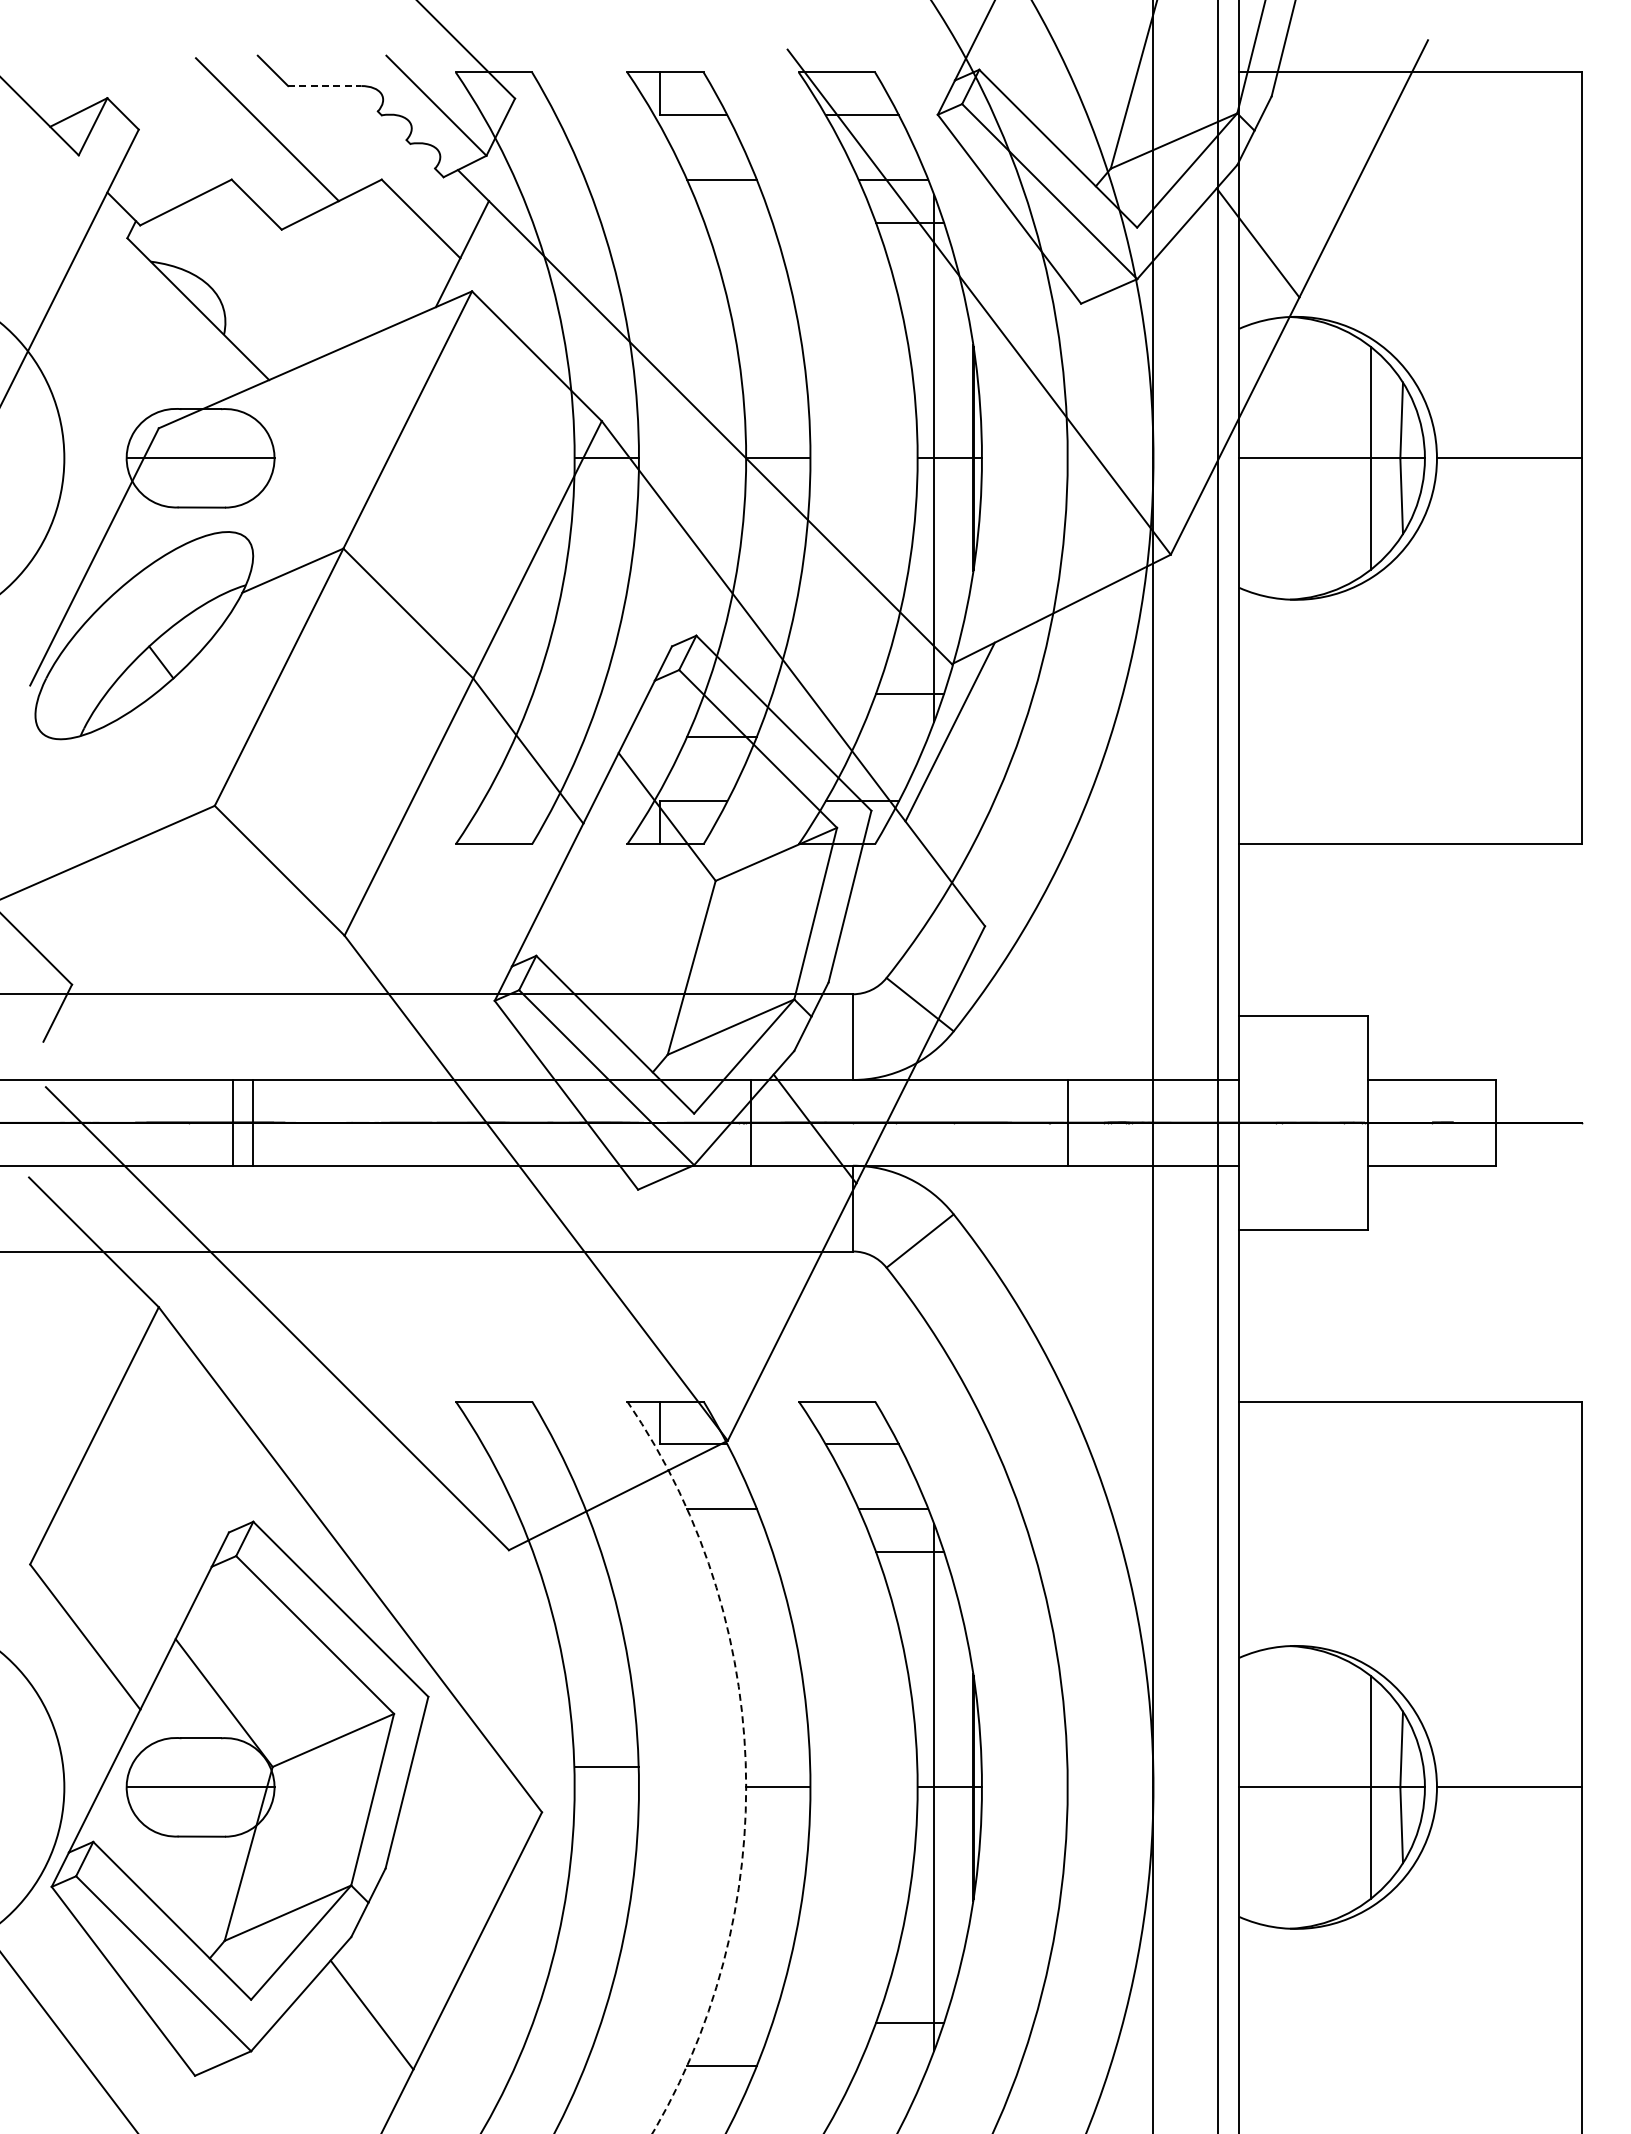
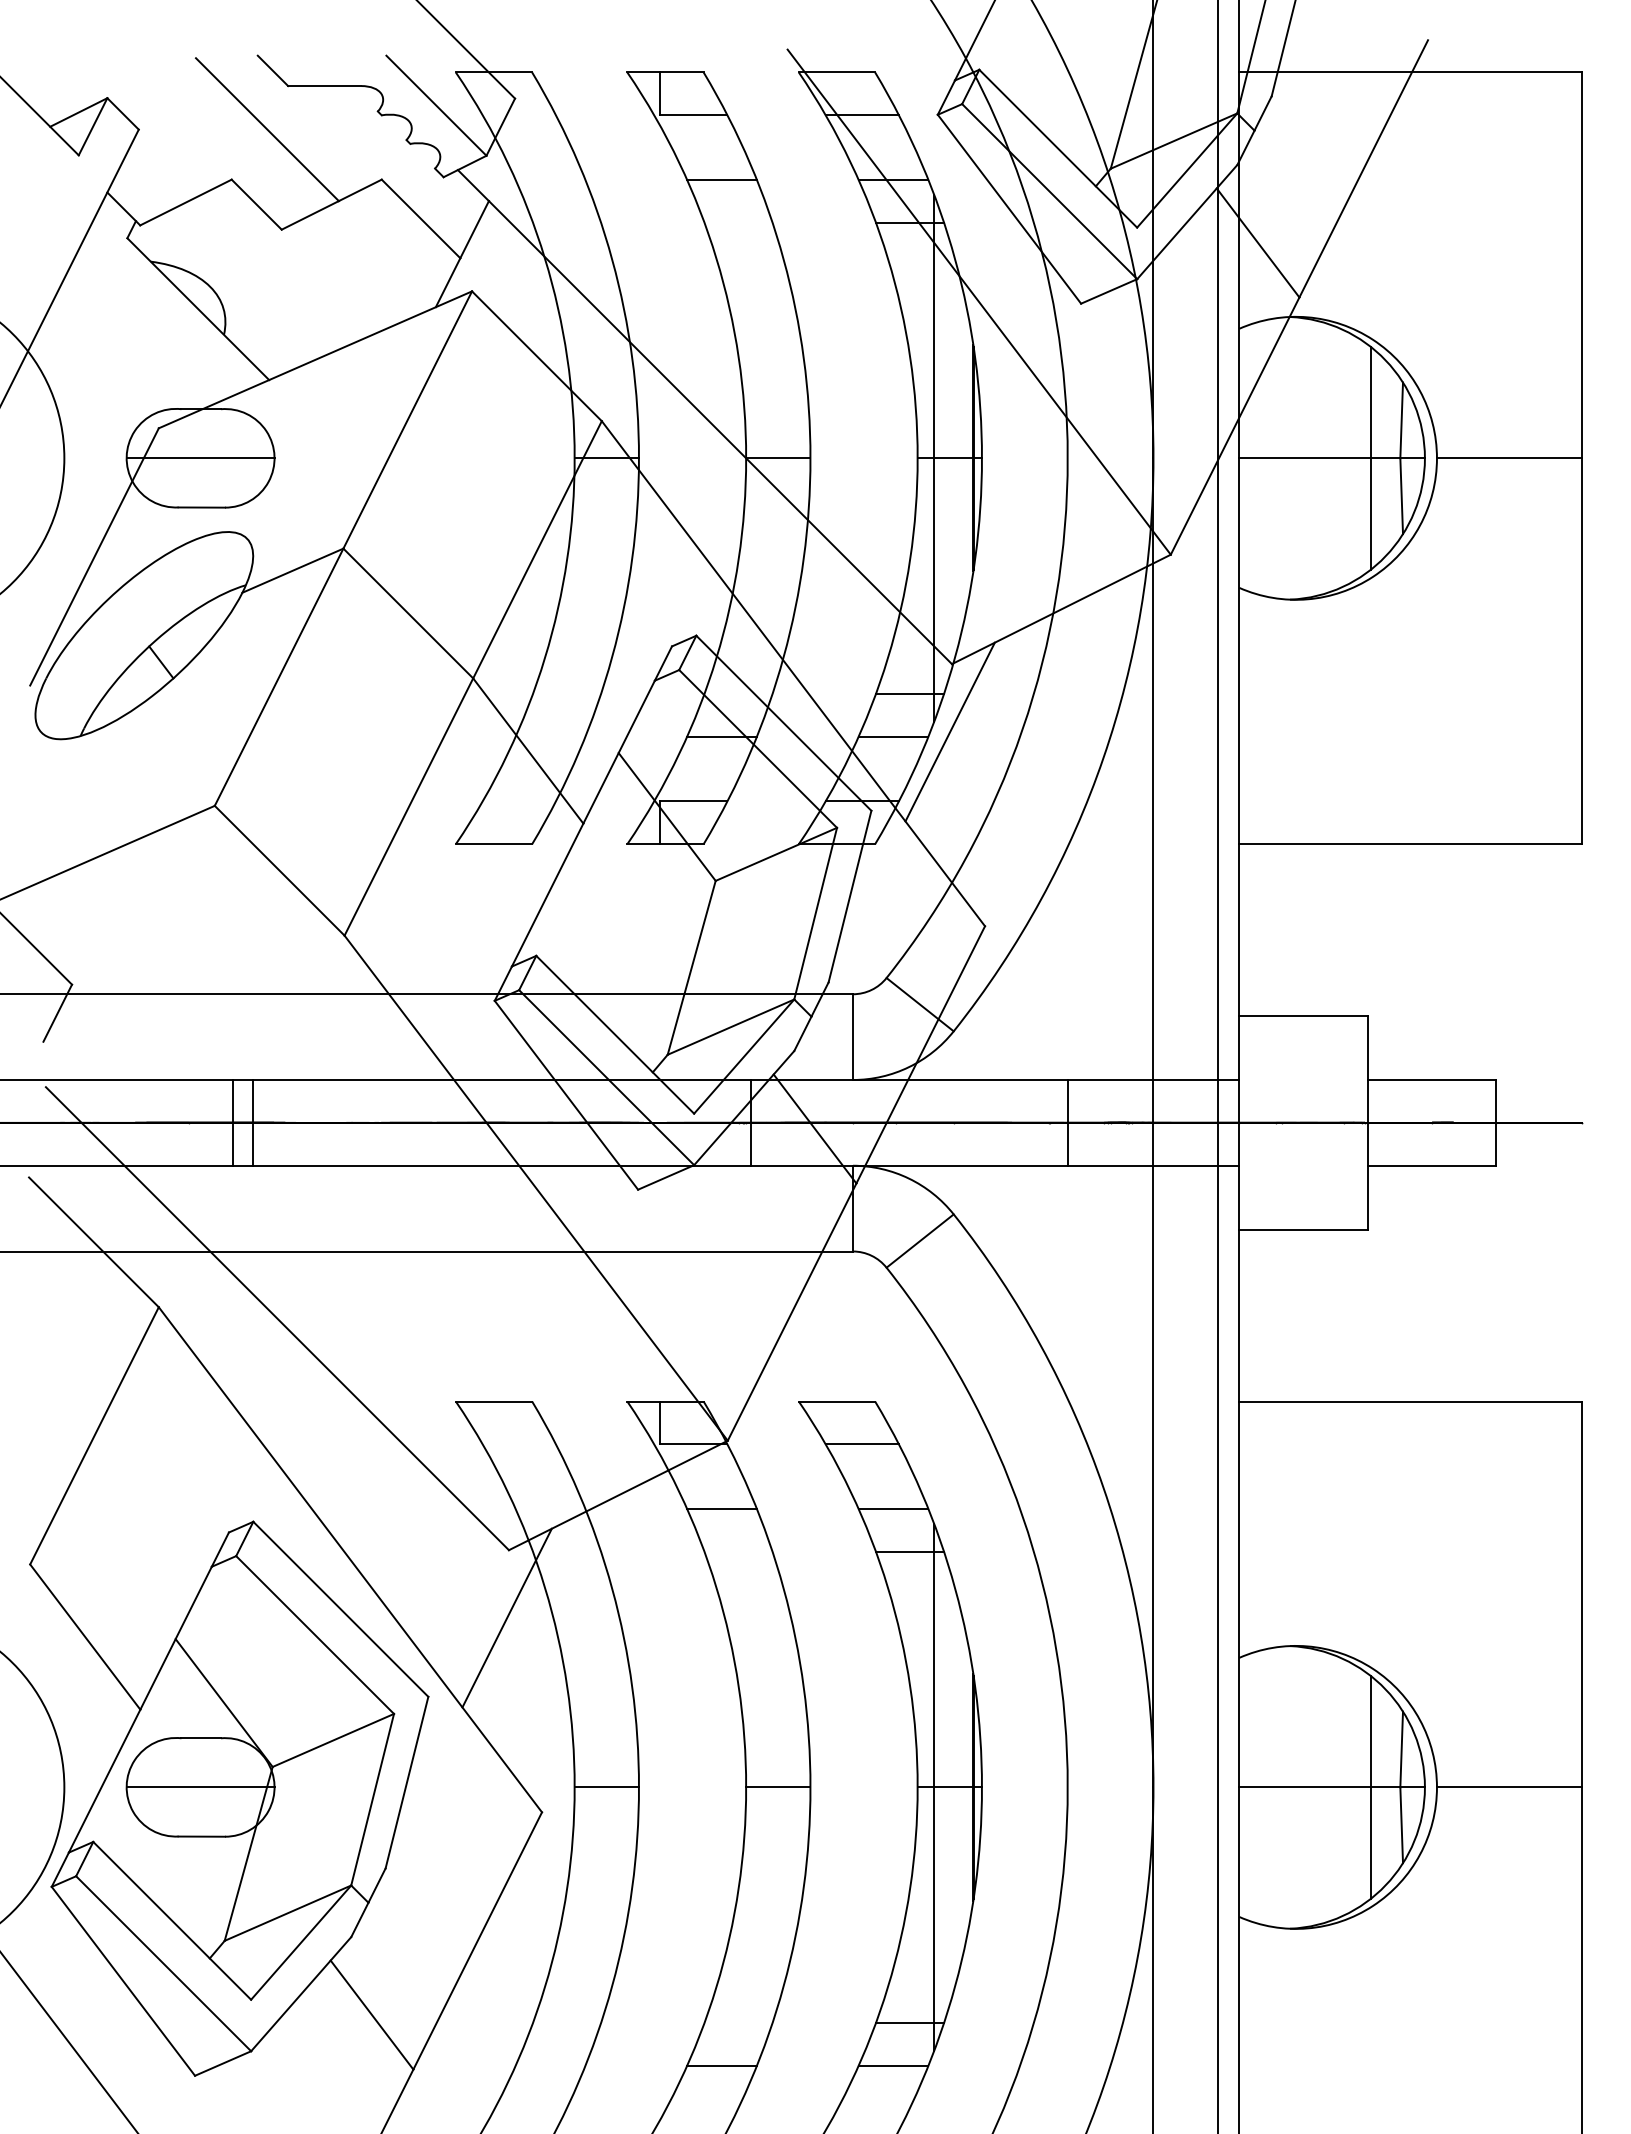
line: dashed -> solid (324, 86)
line: none -> present (893, 737)
line: none -> present (506, 1617)
arc: dashed -> solid (745, 1764)
line position: (606, 1767) -> (606, 1787) (606, 1787)
line: none -> present (893, 2066)
